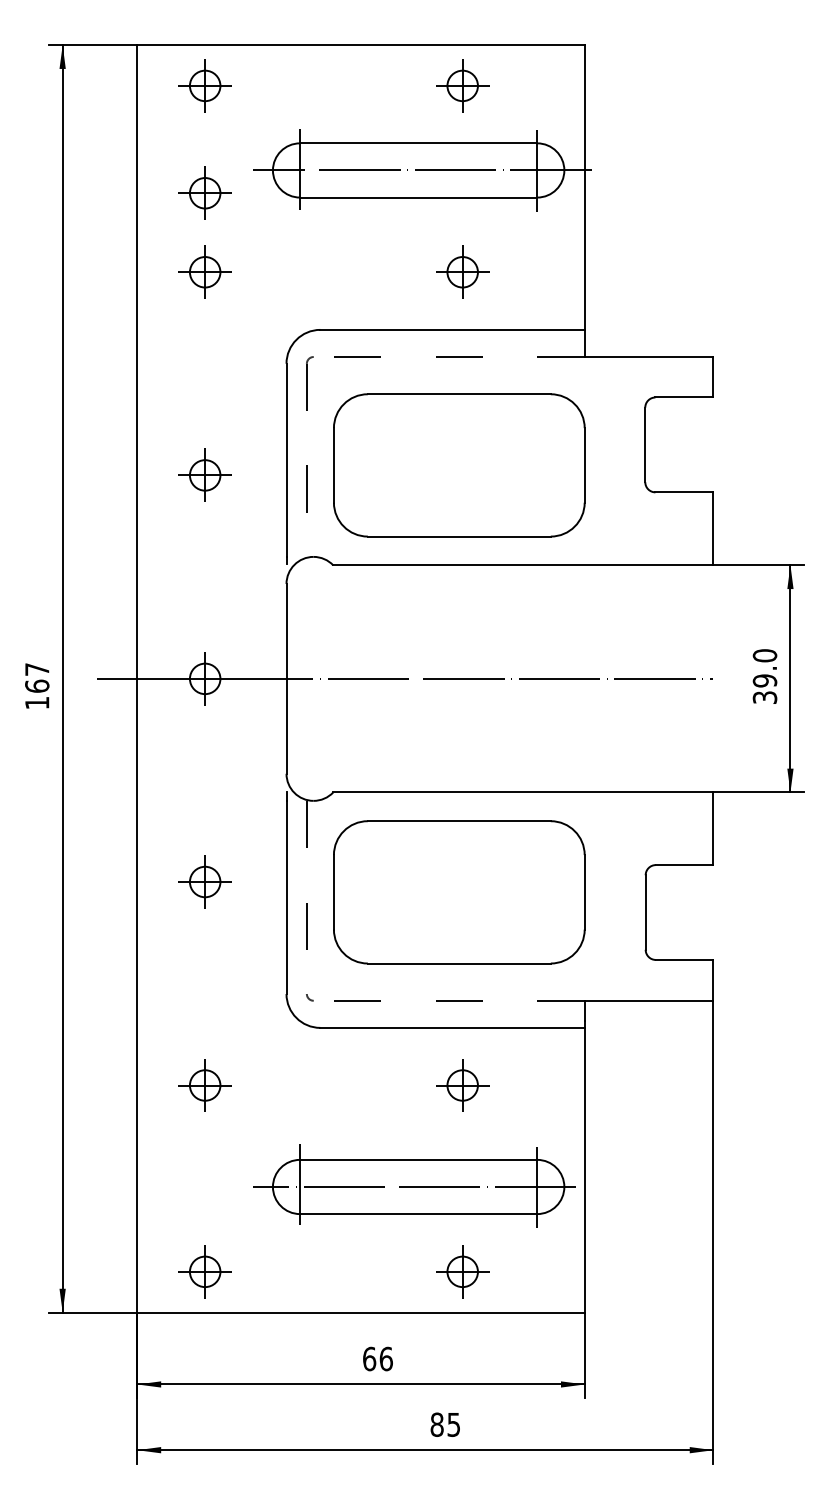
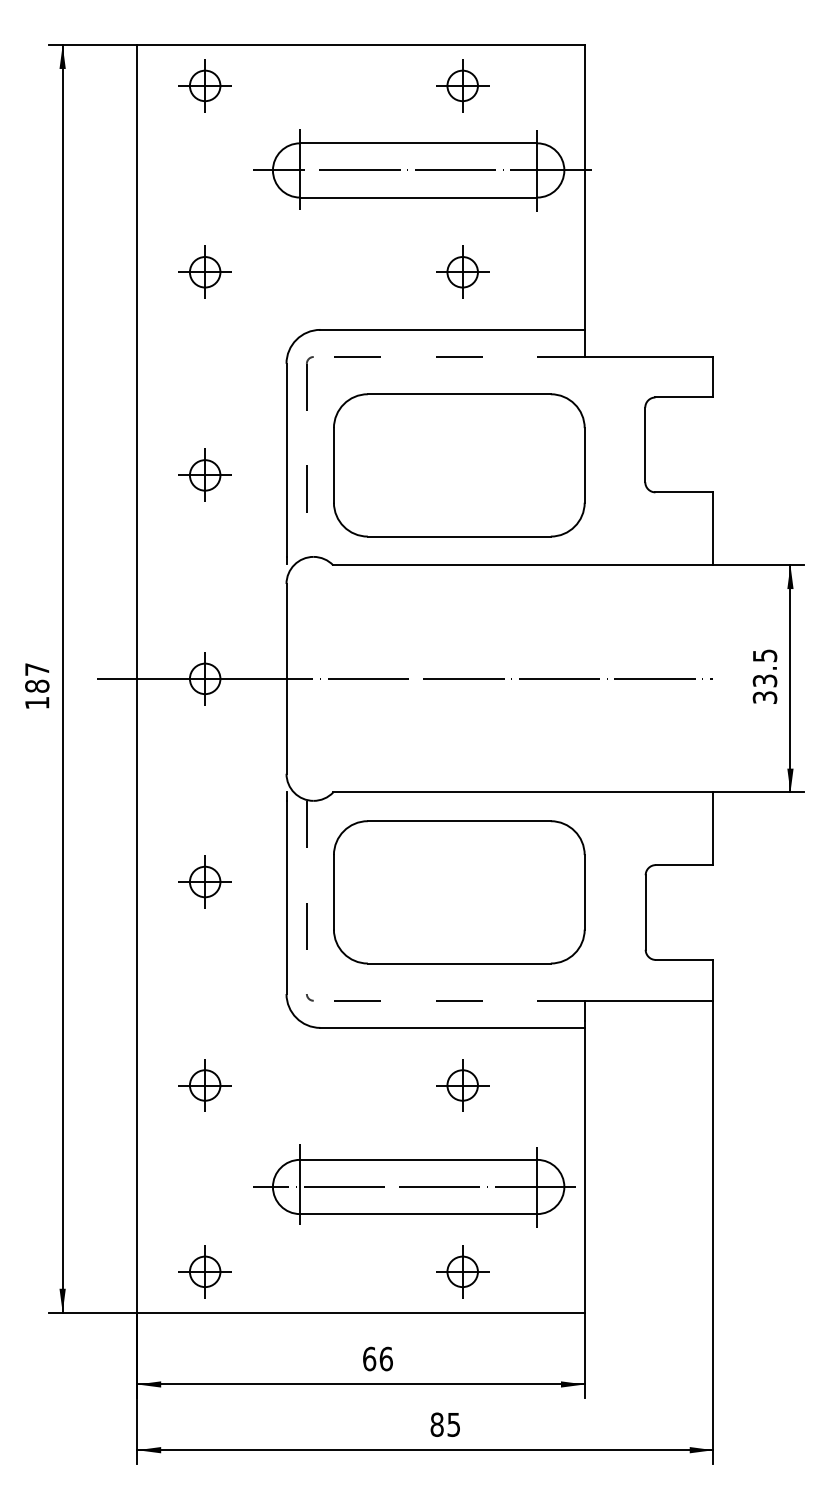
part: present -> none (204, 192)
text: 39.0 -> 33.5 (764, 668)
text: 167 -> 187 (37, 685)
